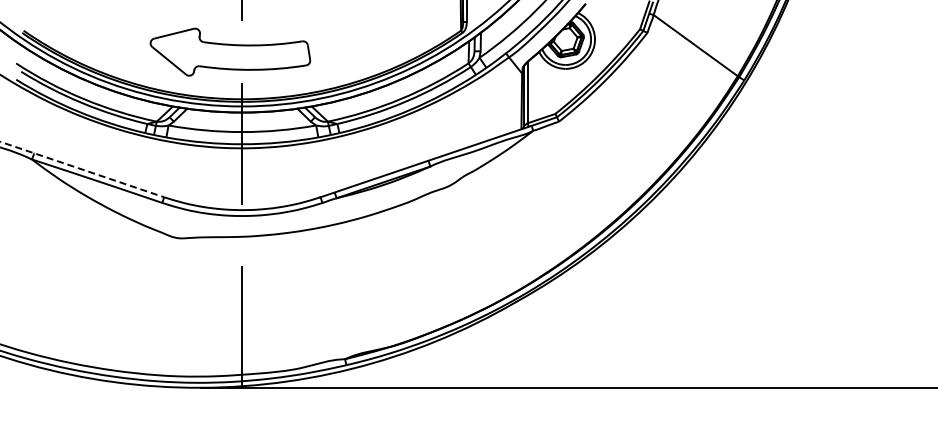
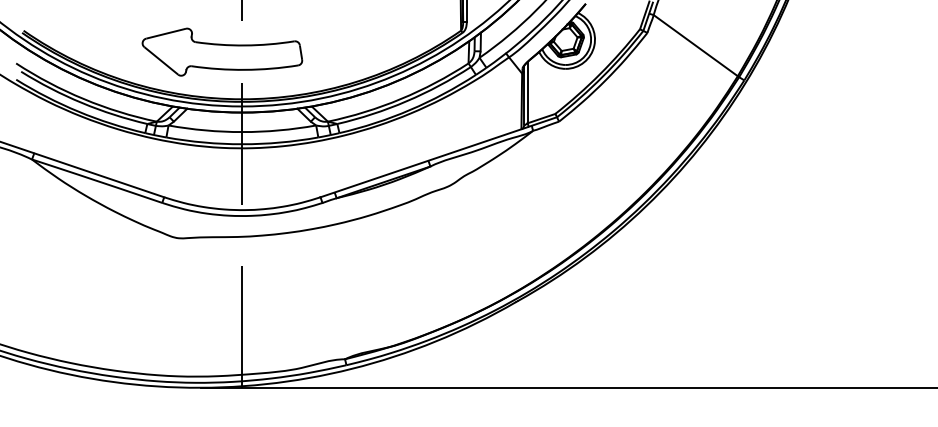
part position: (230, 51) -> (222, 51) (222, 51)
line: dashed -> solid (82, 169)
